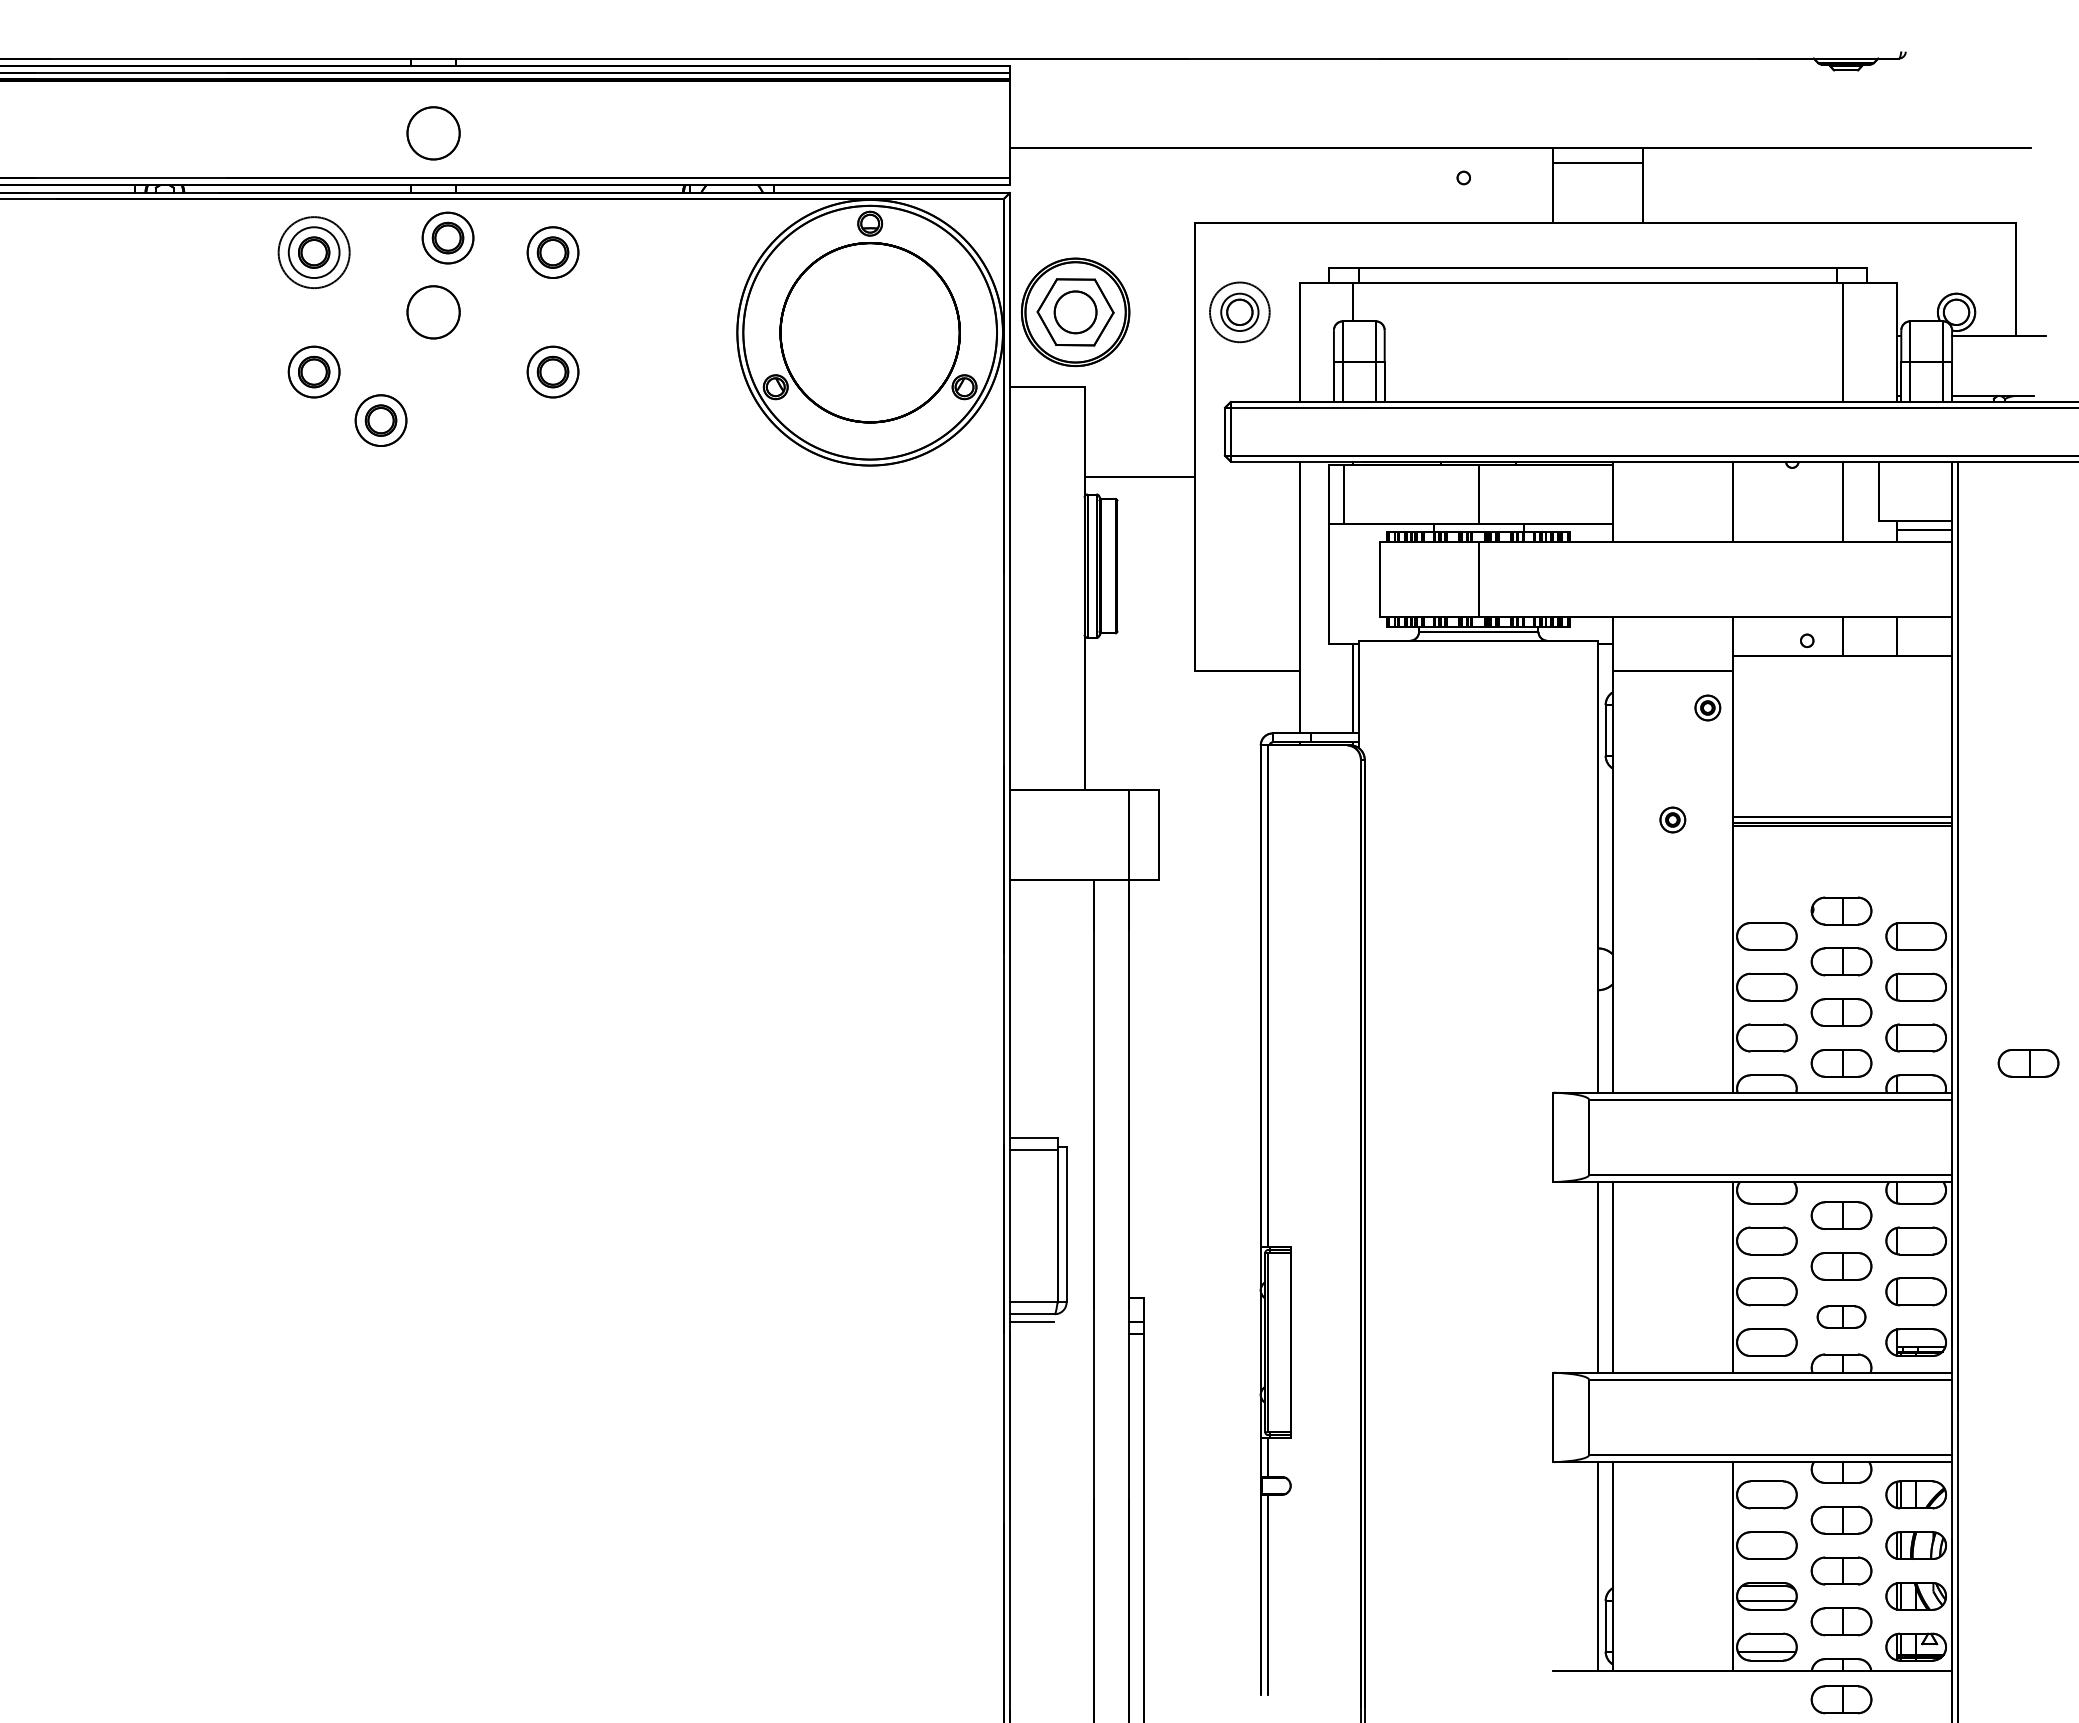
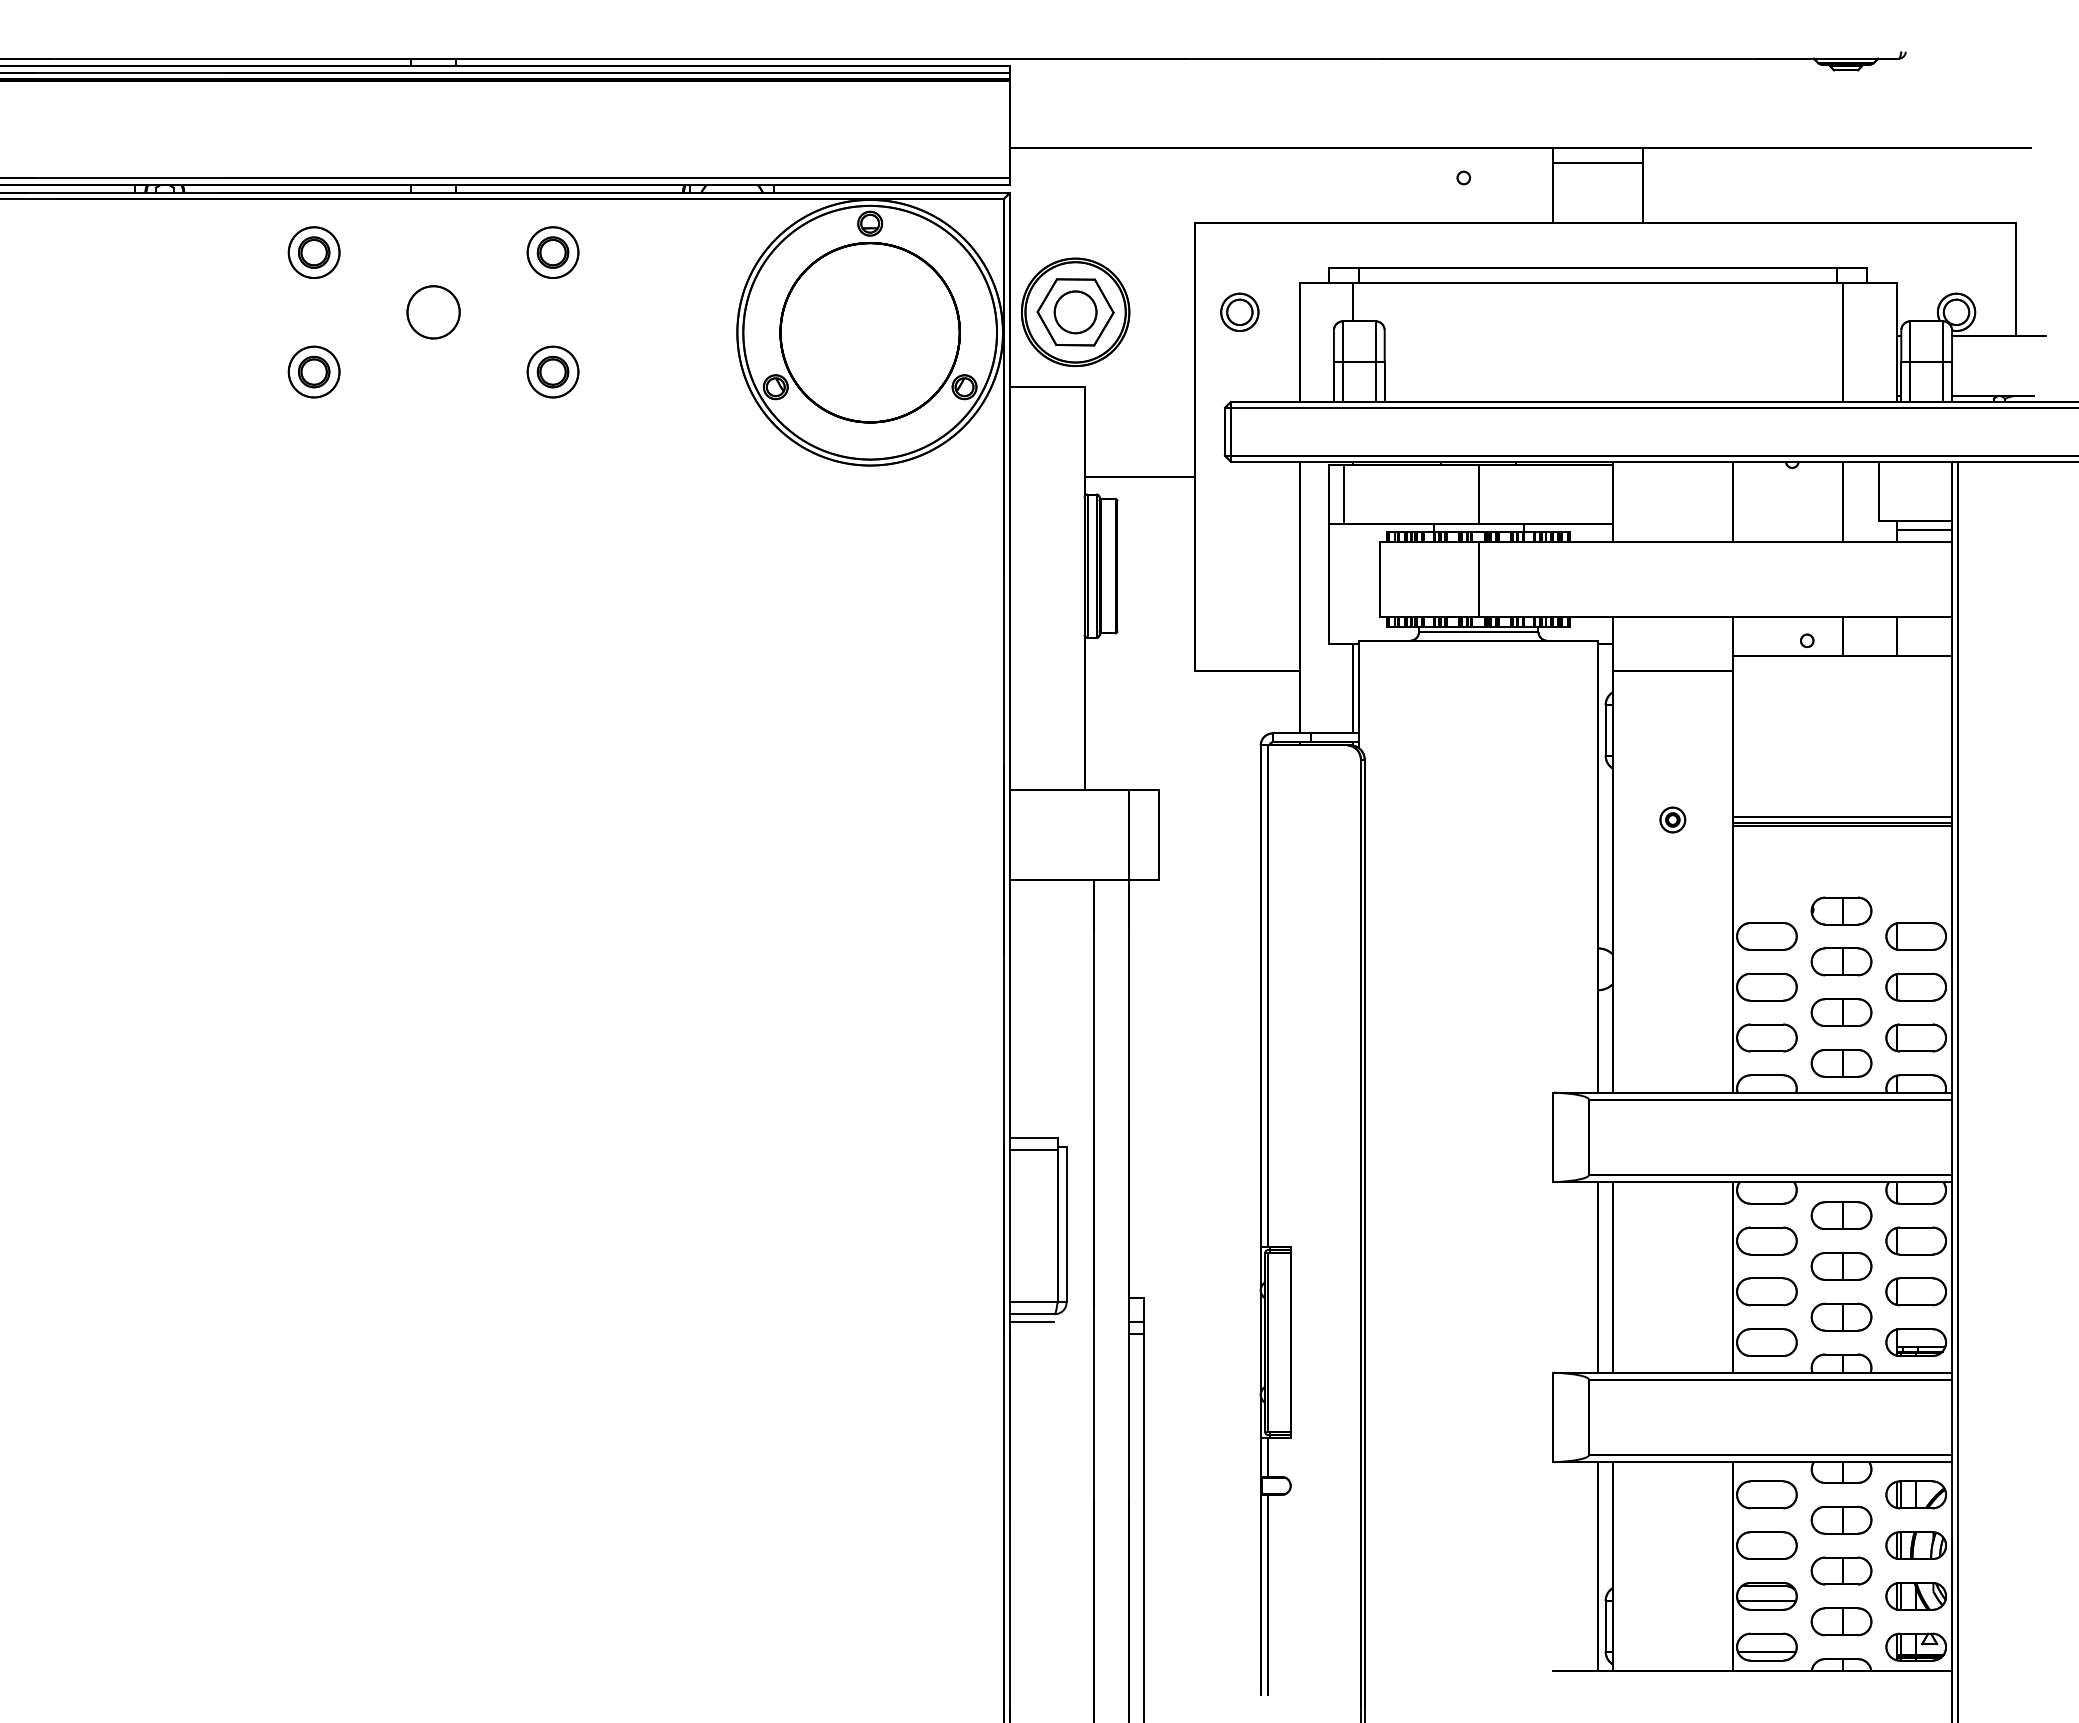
circle: present -> none (433, 133)
part: present -> none (447, 237)
circle diameter: 71 px -> 51 px (313, 252)
circle diameter: 60 px -> 37 px (1239, 312)
part: present -> none (380, 420)
part: present -> none (1707, 707)
part: present -> none (2028, 1063)
part size: 51x24 px -> 63x30 px (1841, 1316)
part: present -> none (1841, 1699)
